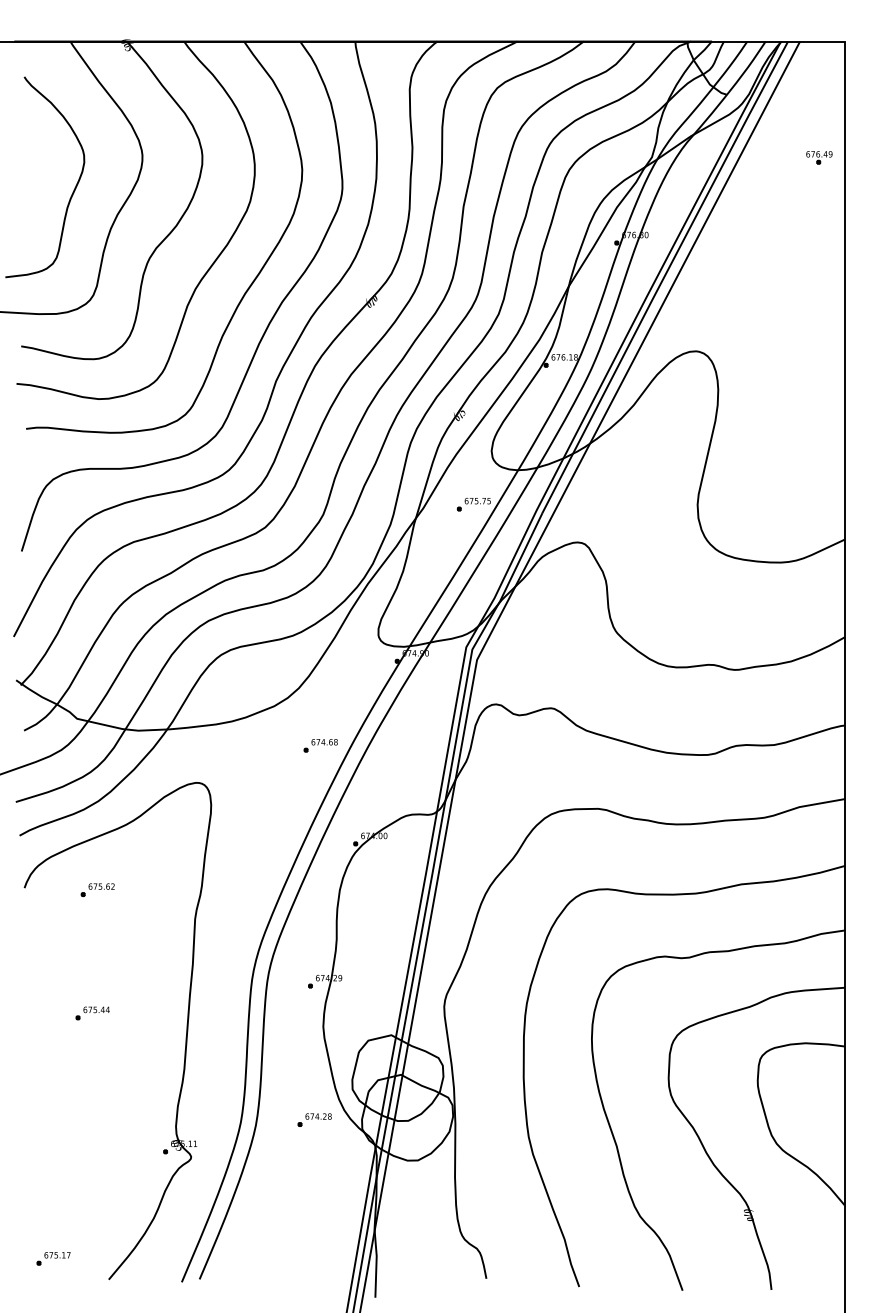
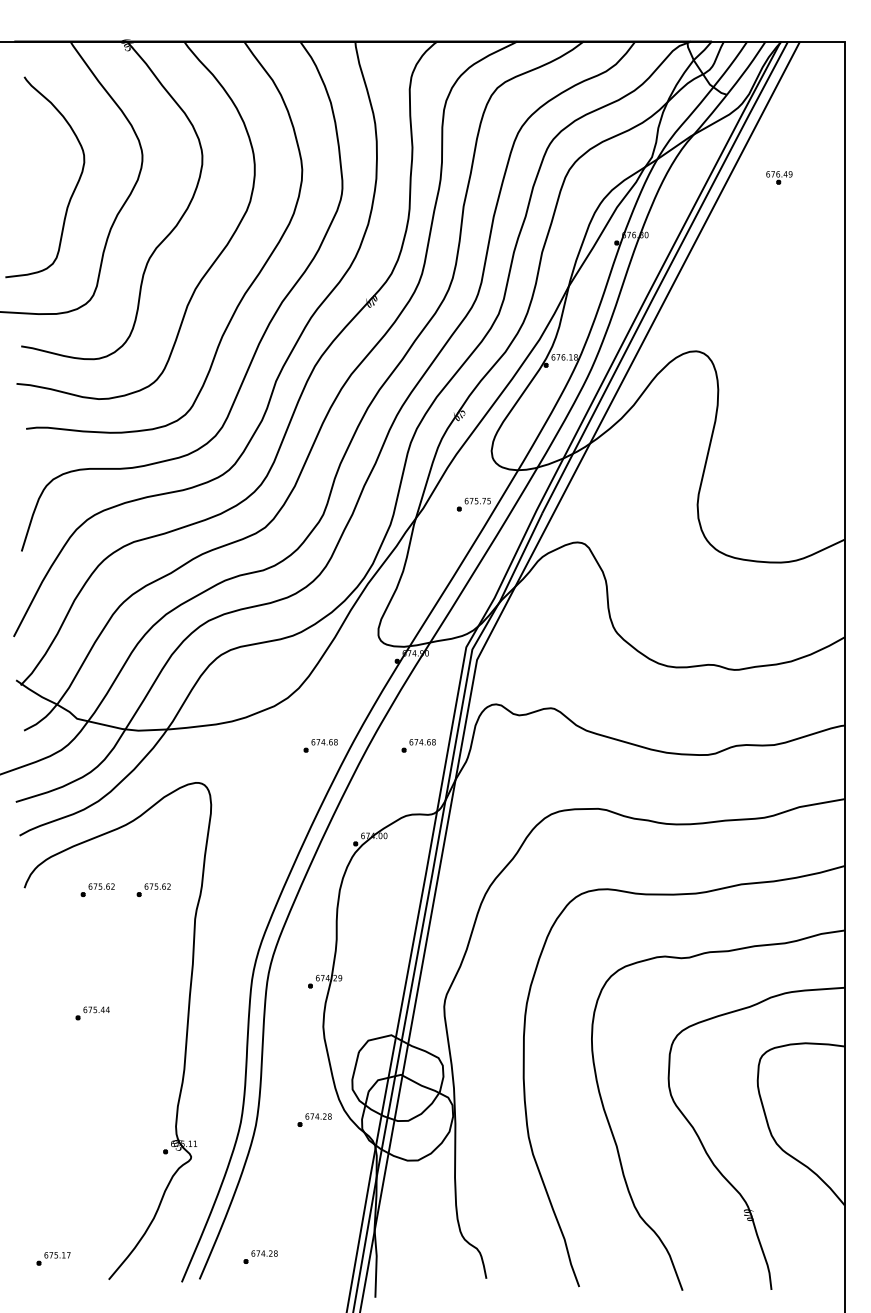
part position: (819, 157) -> (779, 177) (779, 177)
part: none -> present (418, 745)
part: none -> present (153, 890)
part: none -> present (260, 1256)
